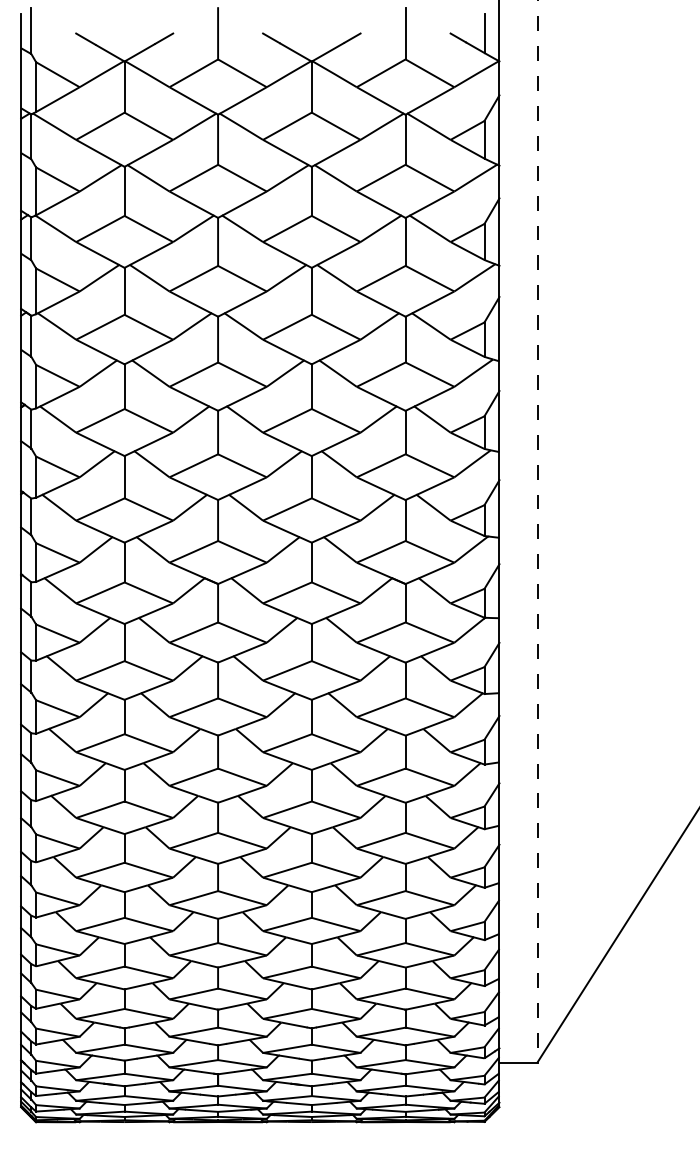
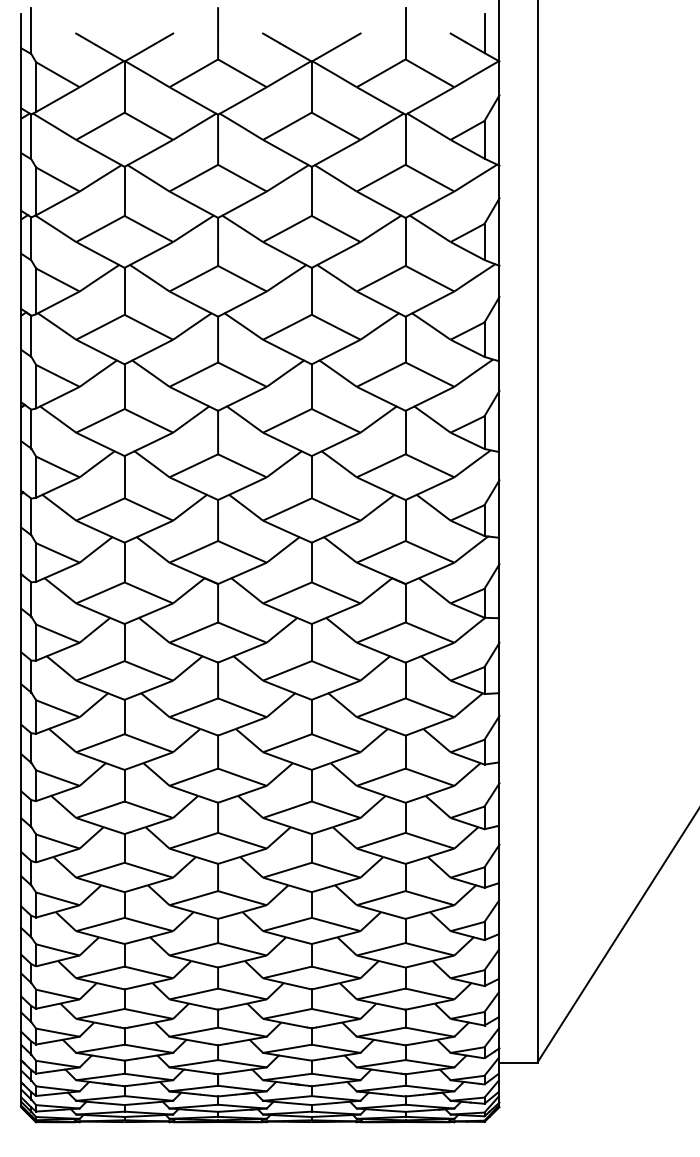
line: dashed -> solid (537, 531)
